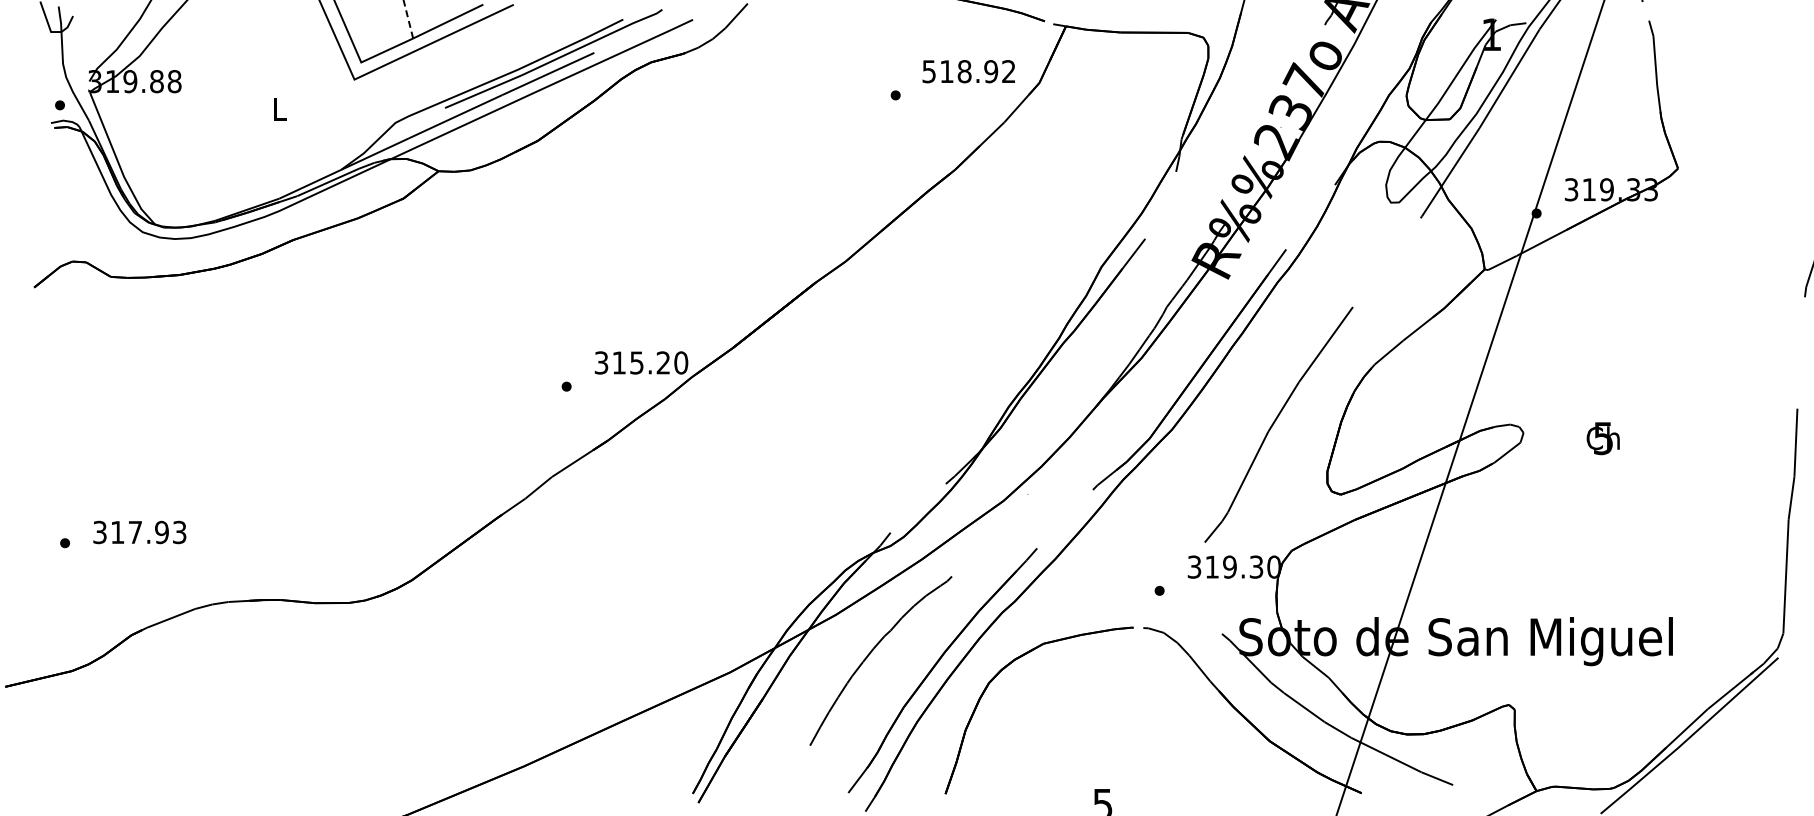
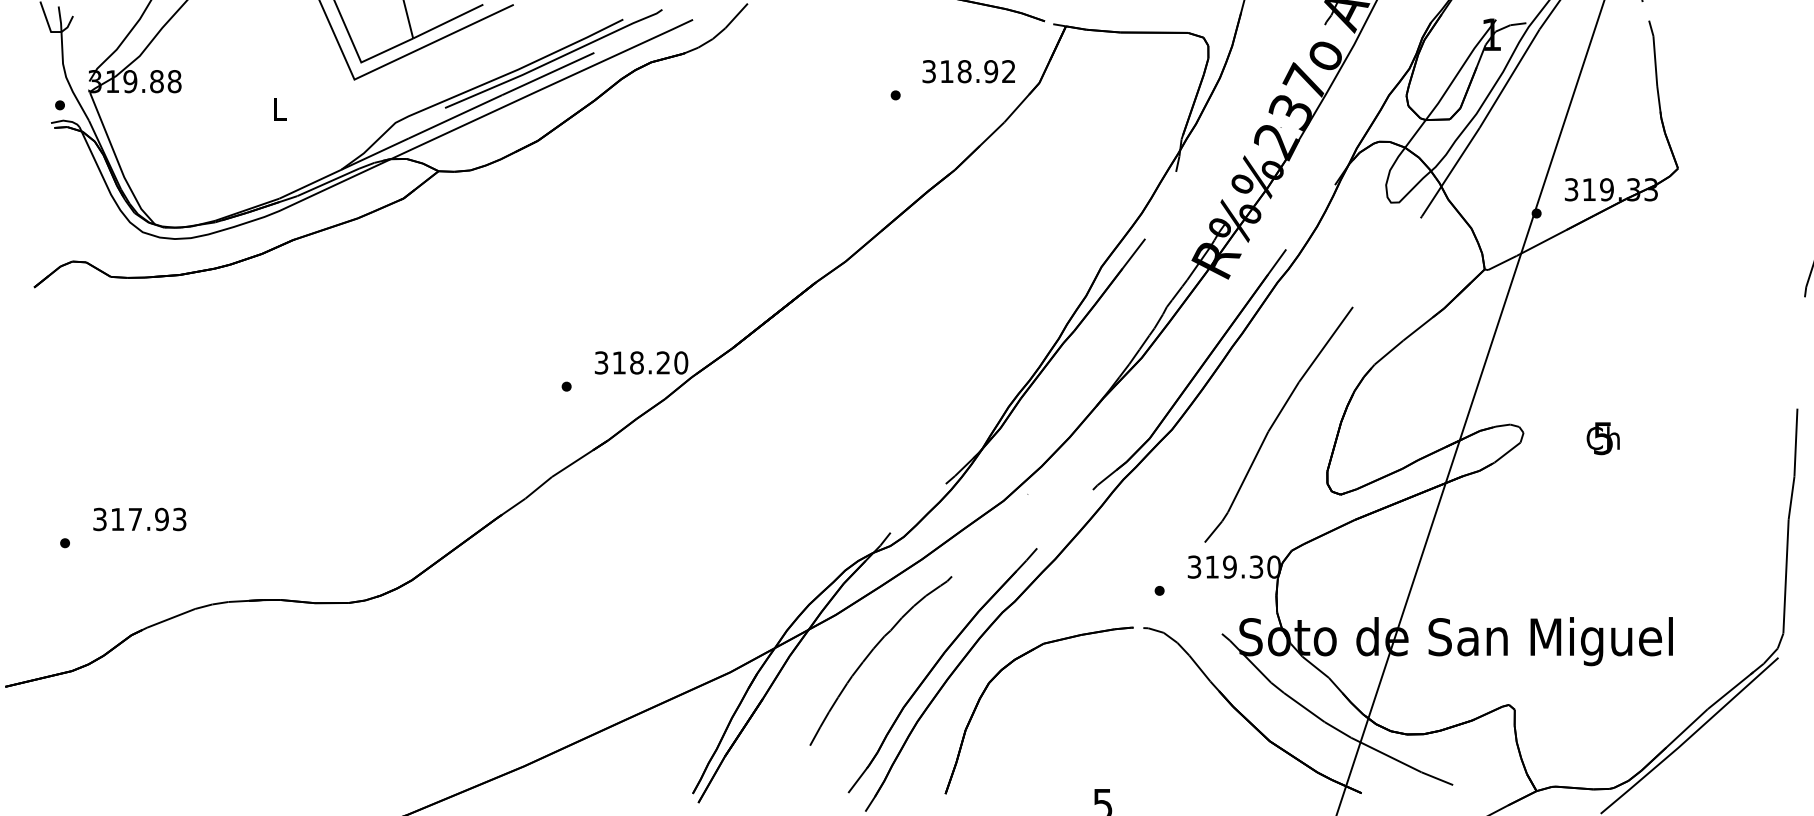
line: dashed -> solid (408, 19)
text: 518.92 -> 318.92 (929, 71)
text: 315.20 -> 318.20 (636, 362)
text position: (139, 532) -> (139, 519) (139, 519)
